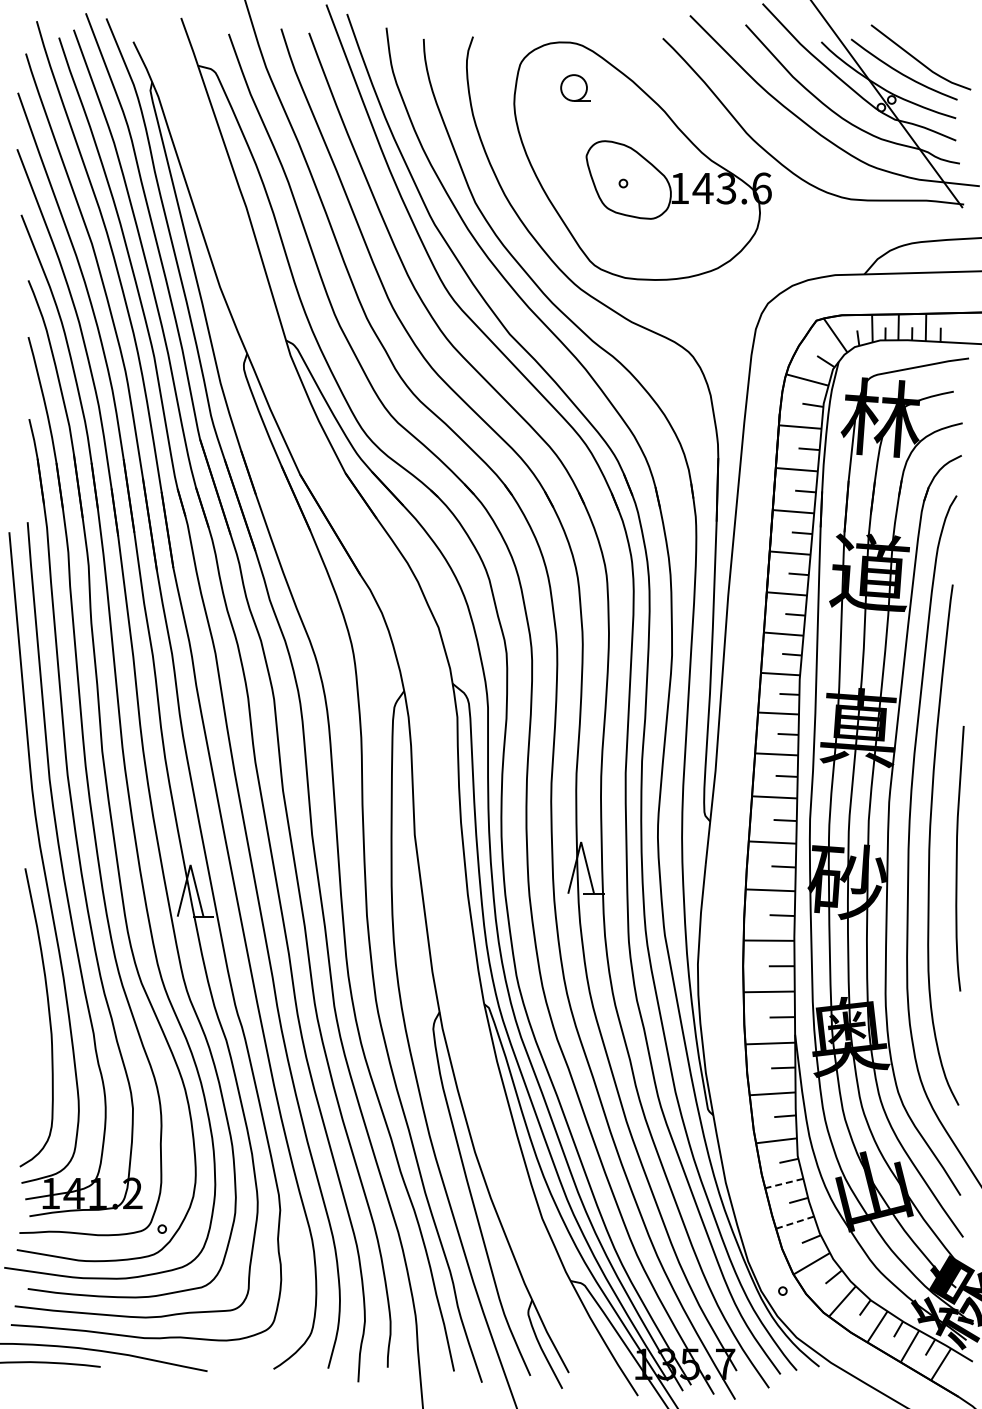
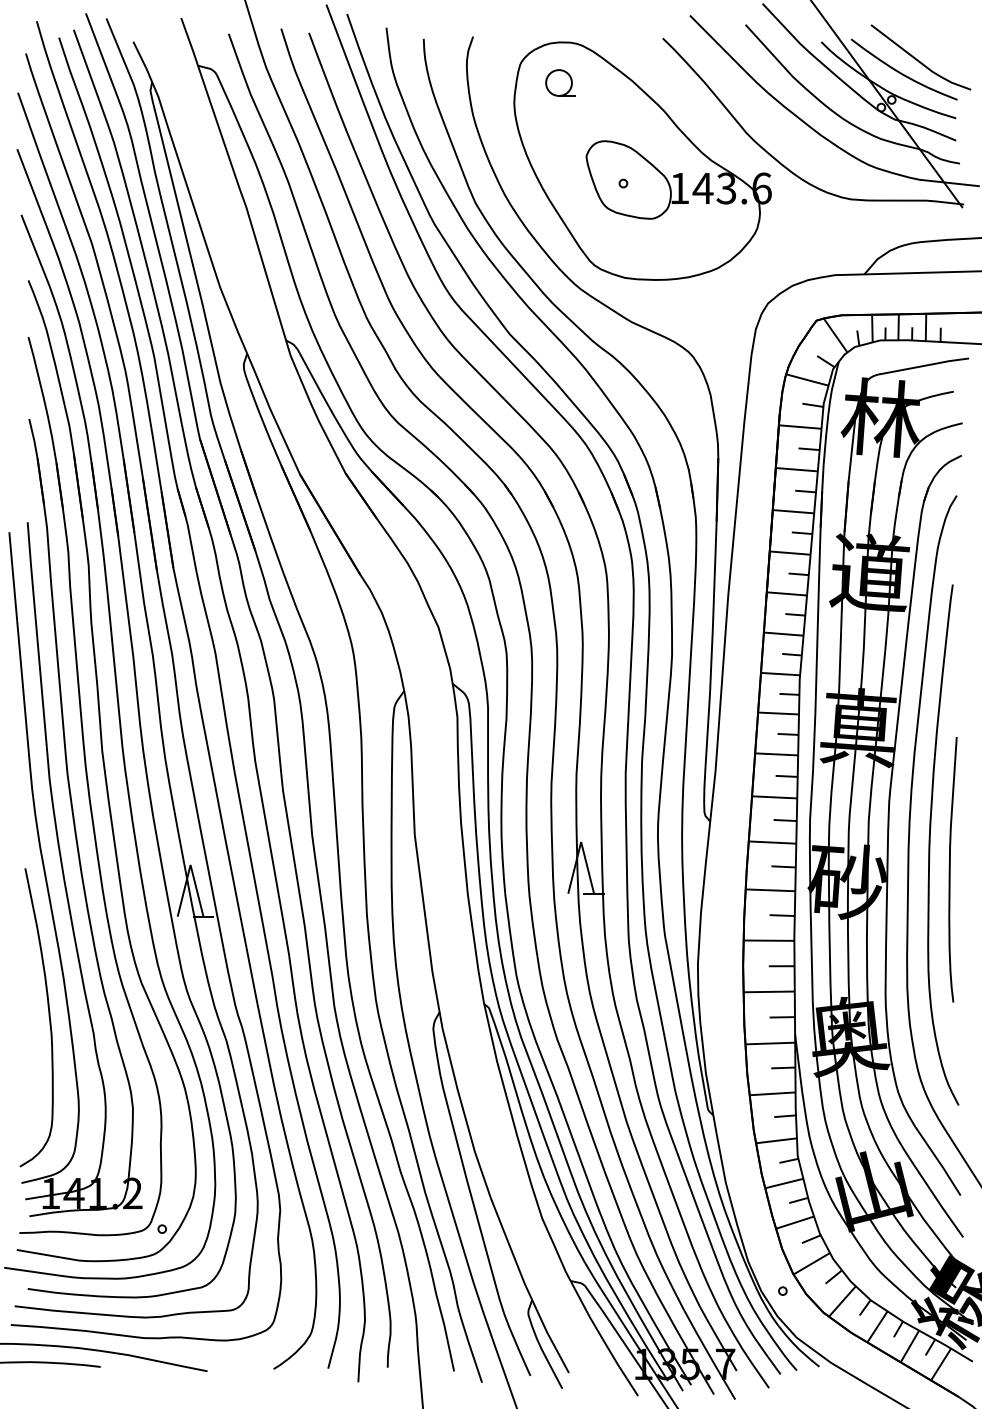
part position: (575, 87) -> (560, 82) (560, 82)
curve position: (957, 858) -> (950, 869) (950, 869)
line: dashed -> solid (784, 1183)
line: dashed -> solid (795, 1222)
